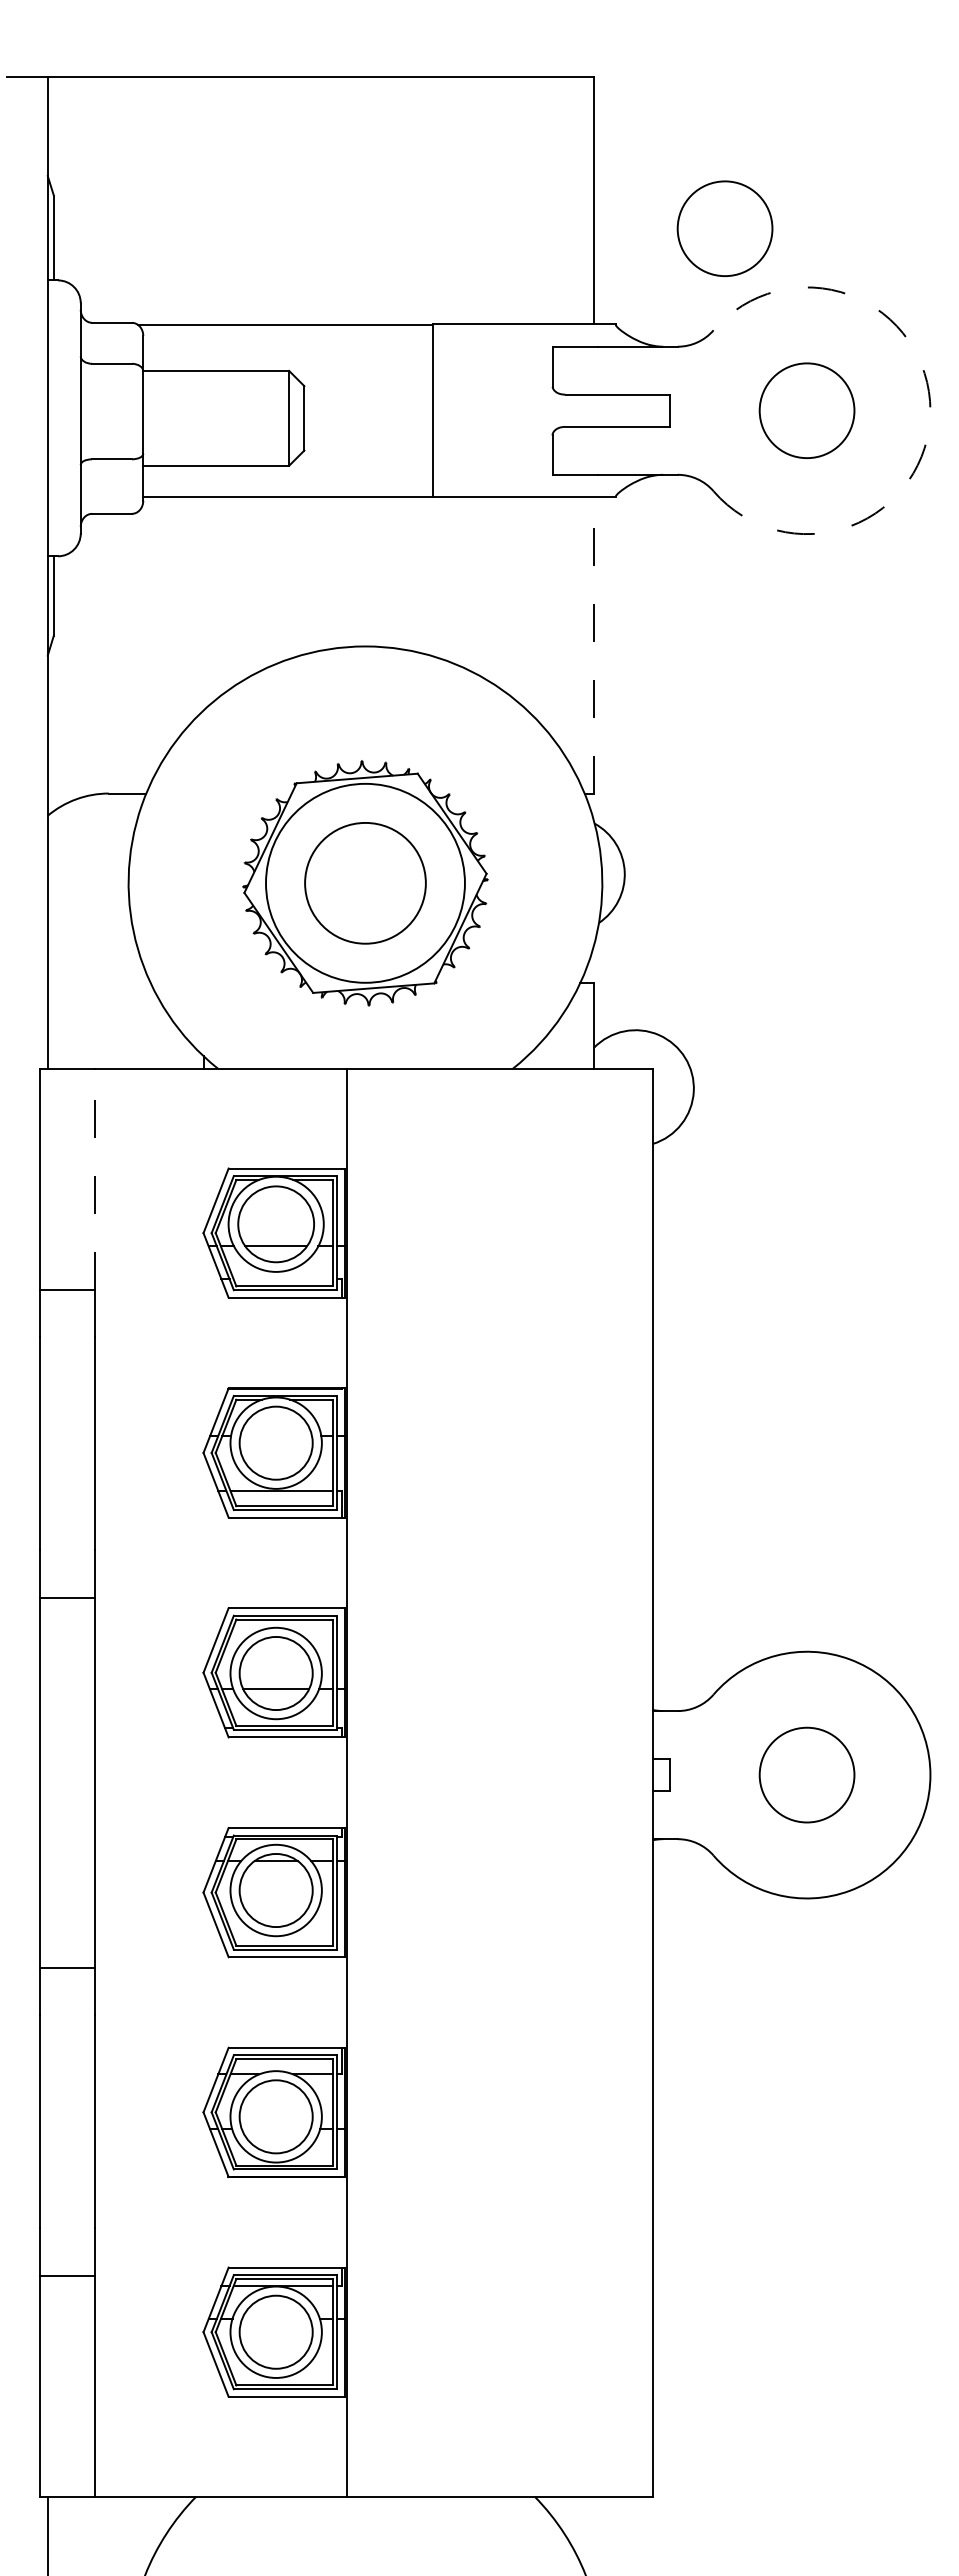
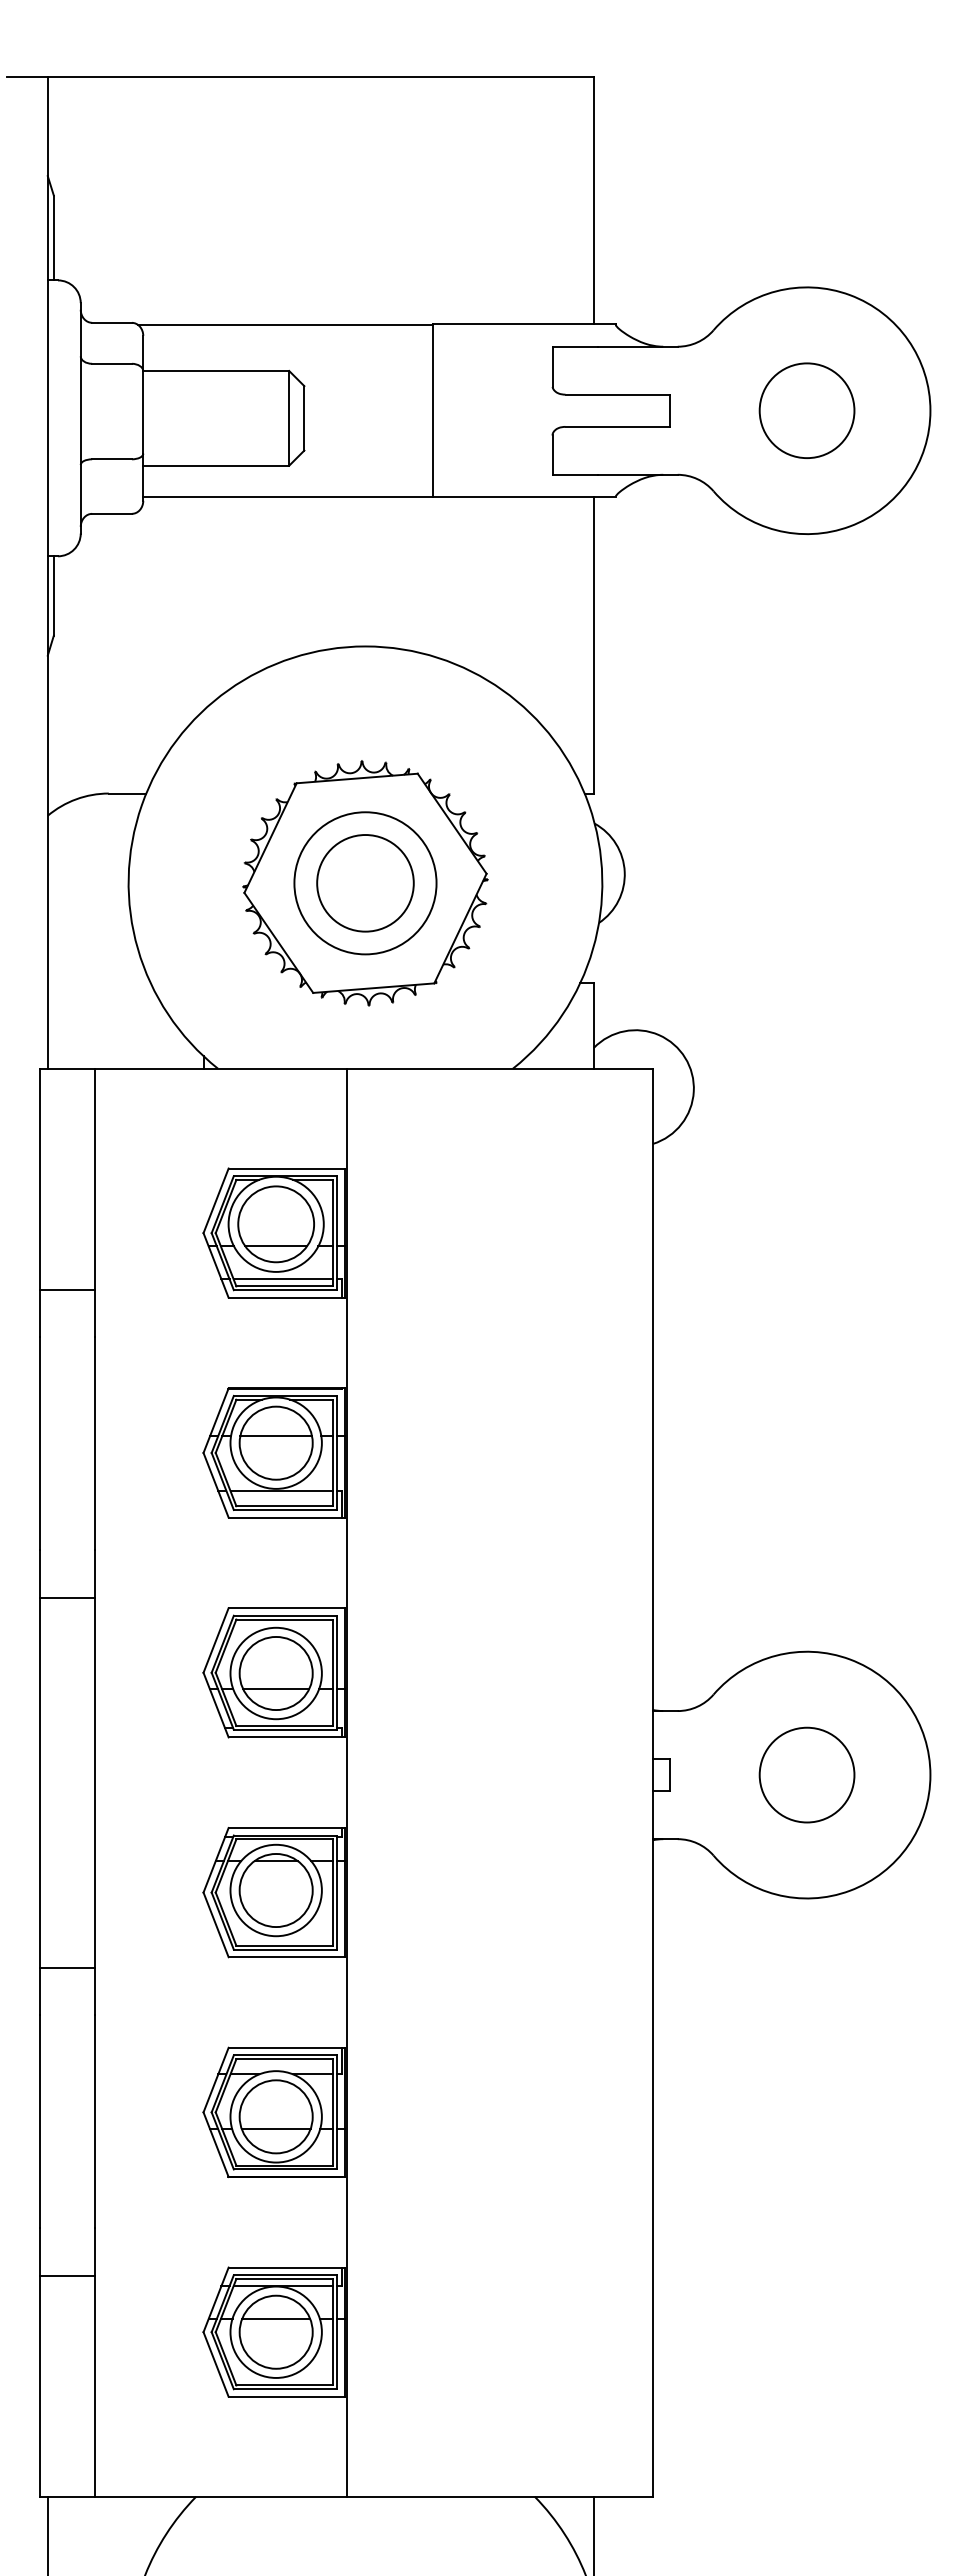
circle: present -> none (724, 228)
arc: dashed -> solid (930, 410)
line: dashed -> solid (593, 644)
circle diameter: 121 px -> 97 px (365, 883)
circle diameter: 199 px -> 142 px (365, 883)
line: dashed -> solid (95, 1178)
line: none -> present (283, 1279)
line: none -> present (276, 1435)
line: none -> present (275, 2129)
line: none -> present (276, 2318)
line: none -> present (593, 2534)
